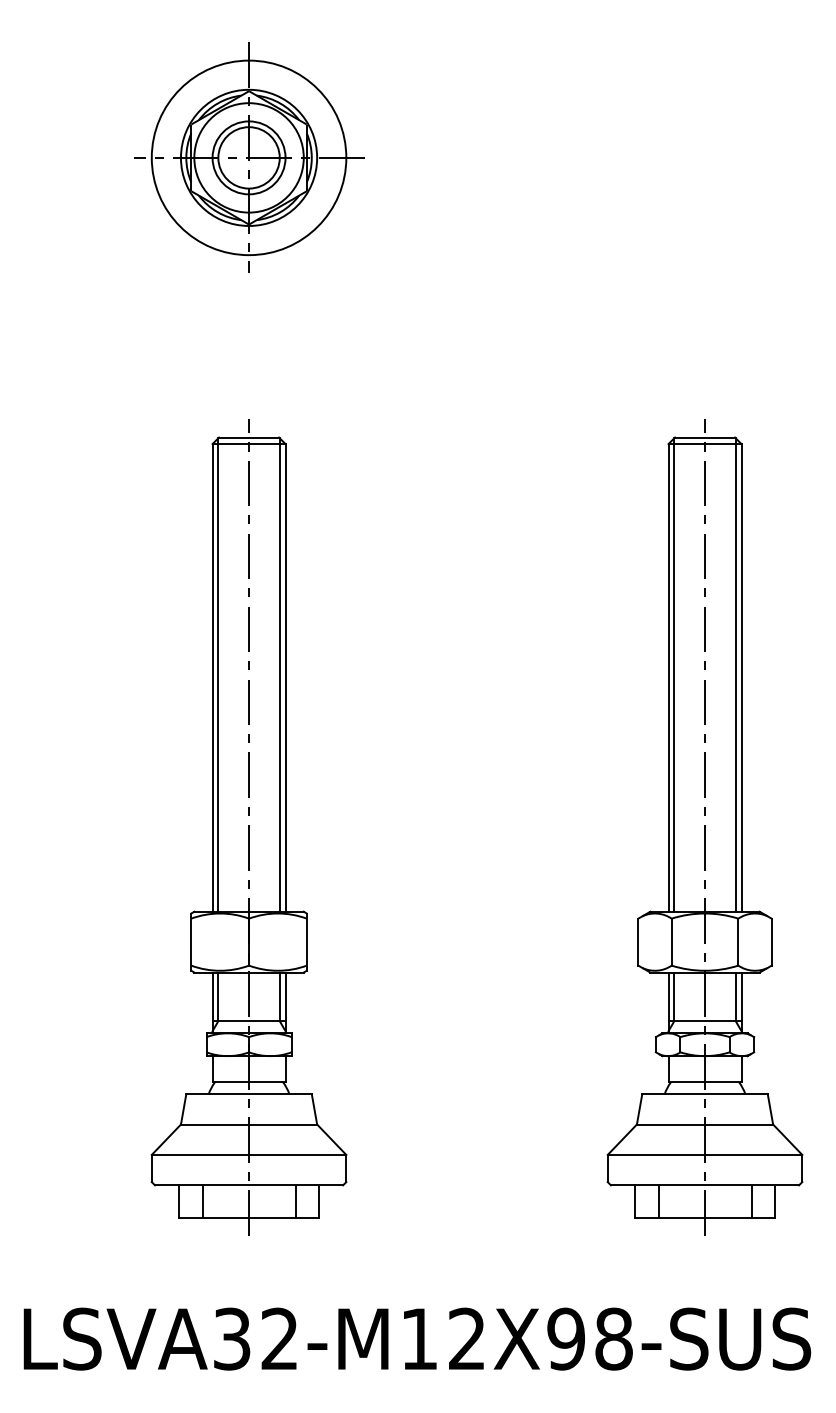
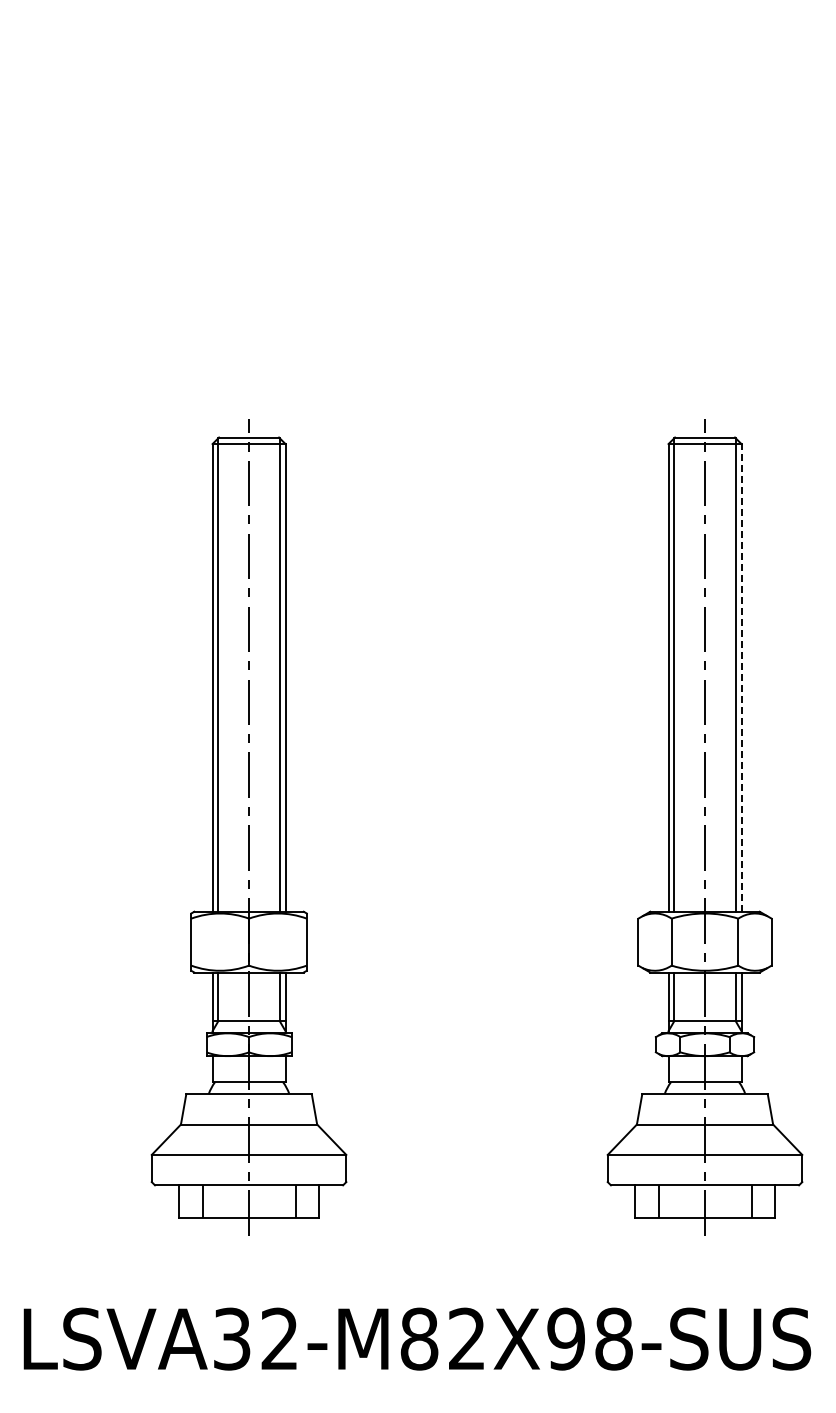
part: present -> none (249, 157)
line: solid -> dashed (741, 677)
text: LSVA32-M12X98-SUS -> LSVA32-M82X98-SUS (419, 1338)
